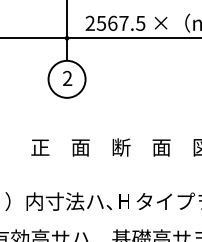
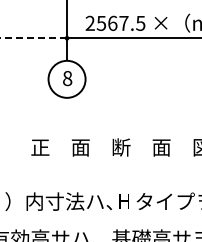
line: solid -> dashed (34, 38)
text: 2 -> 8 (67, 78)
